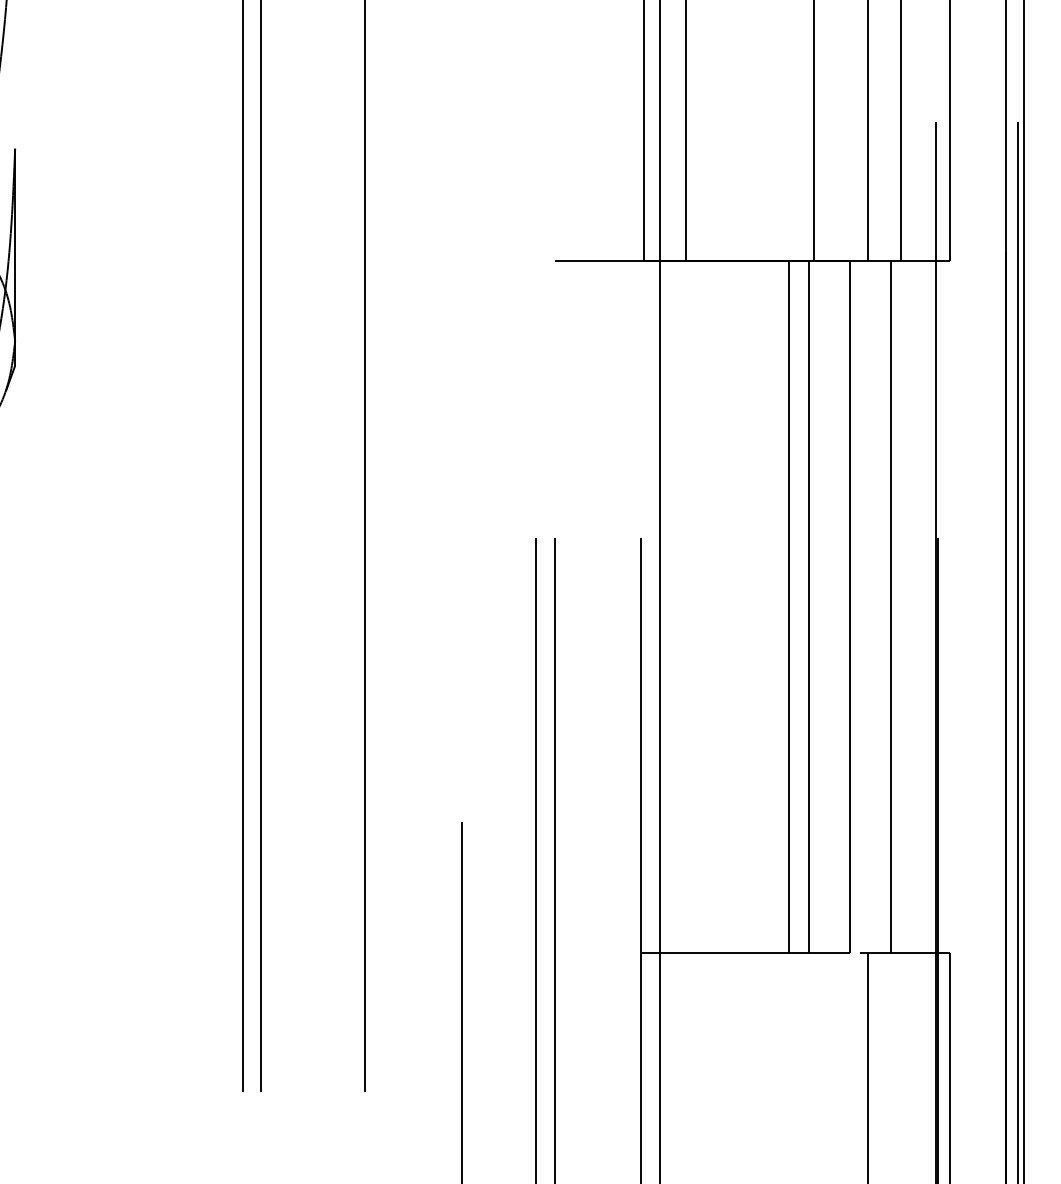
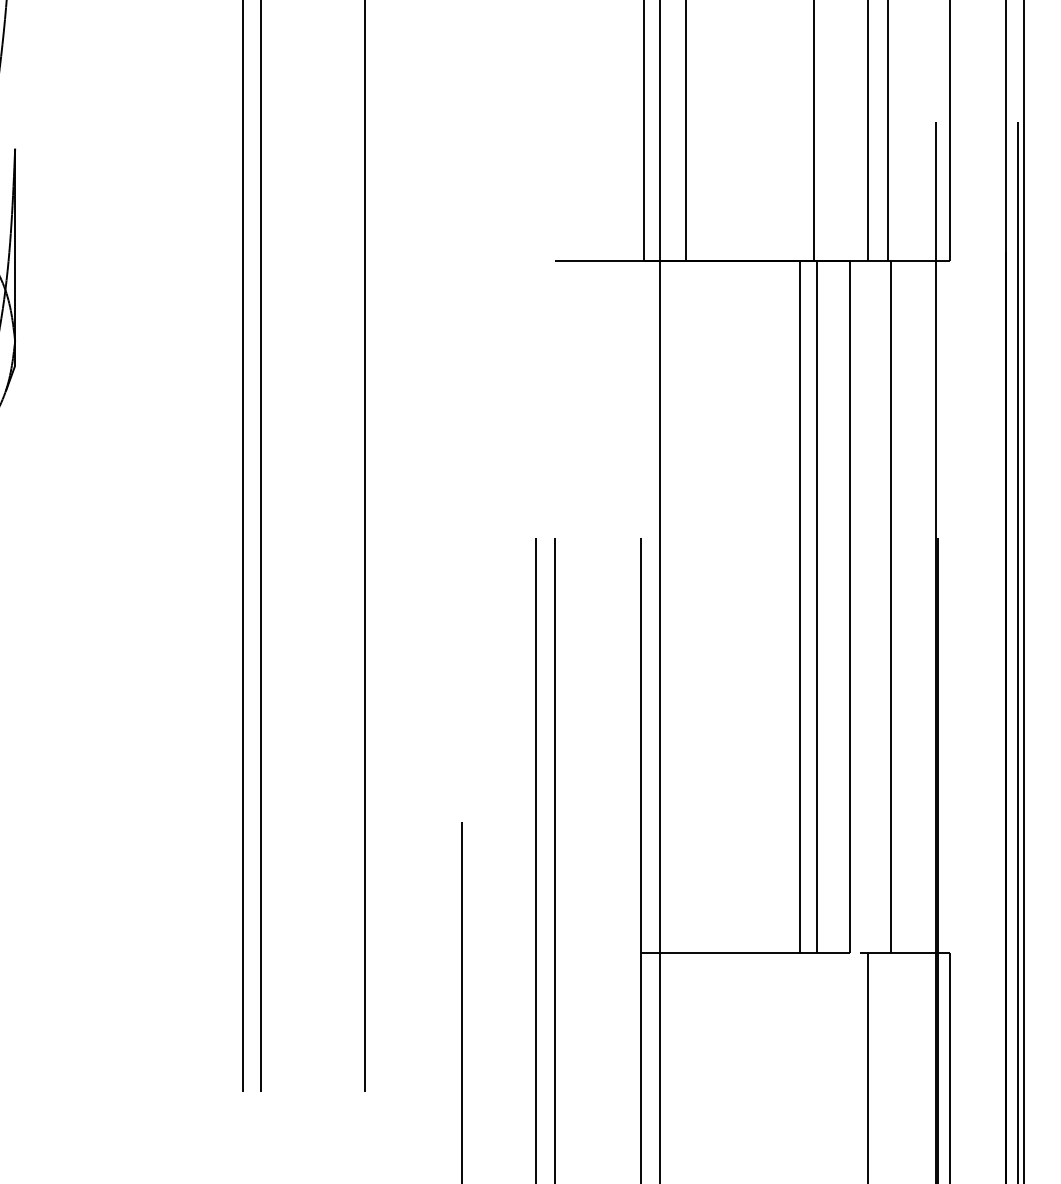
line position: (900, 131) -> (887, 131) (887, 131)
line position: (789, 606) -> (800, 606) (800, 606)
line position: (809, 606) -> (817, 606) (817, 606)
